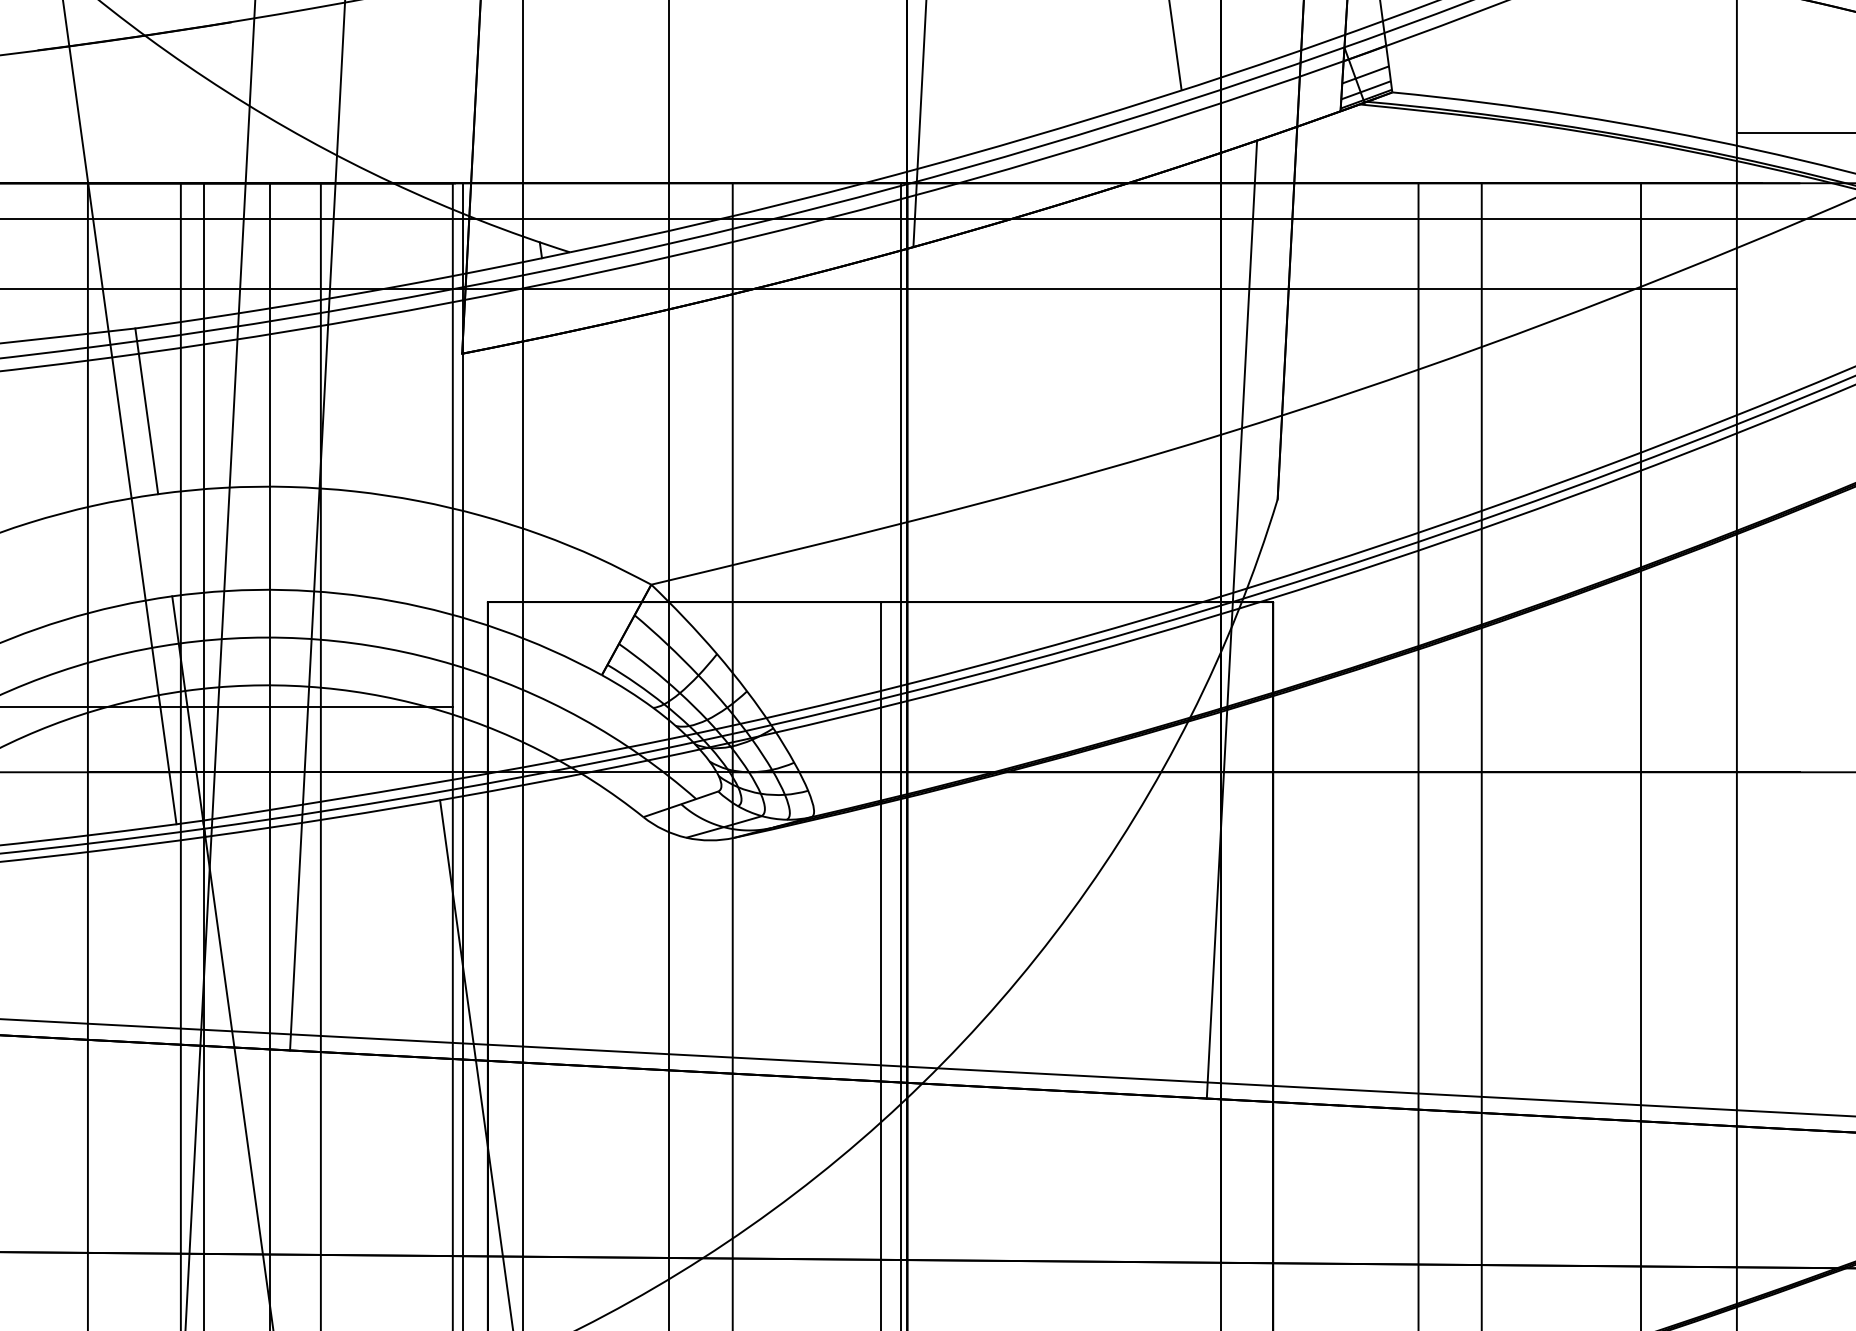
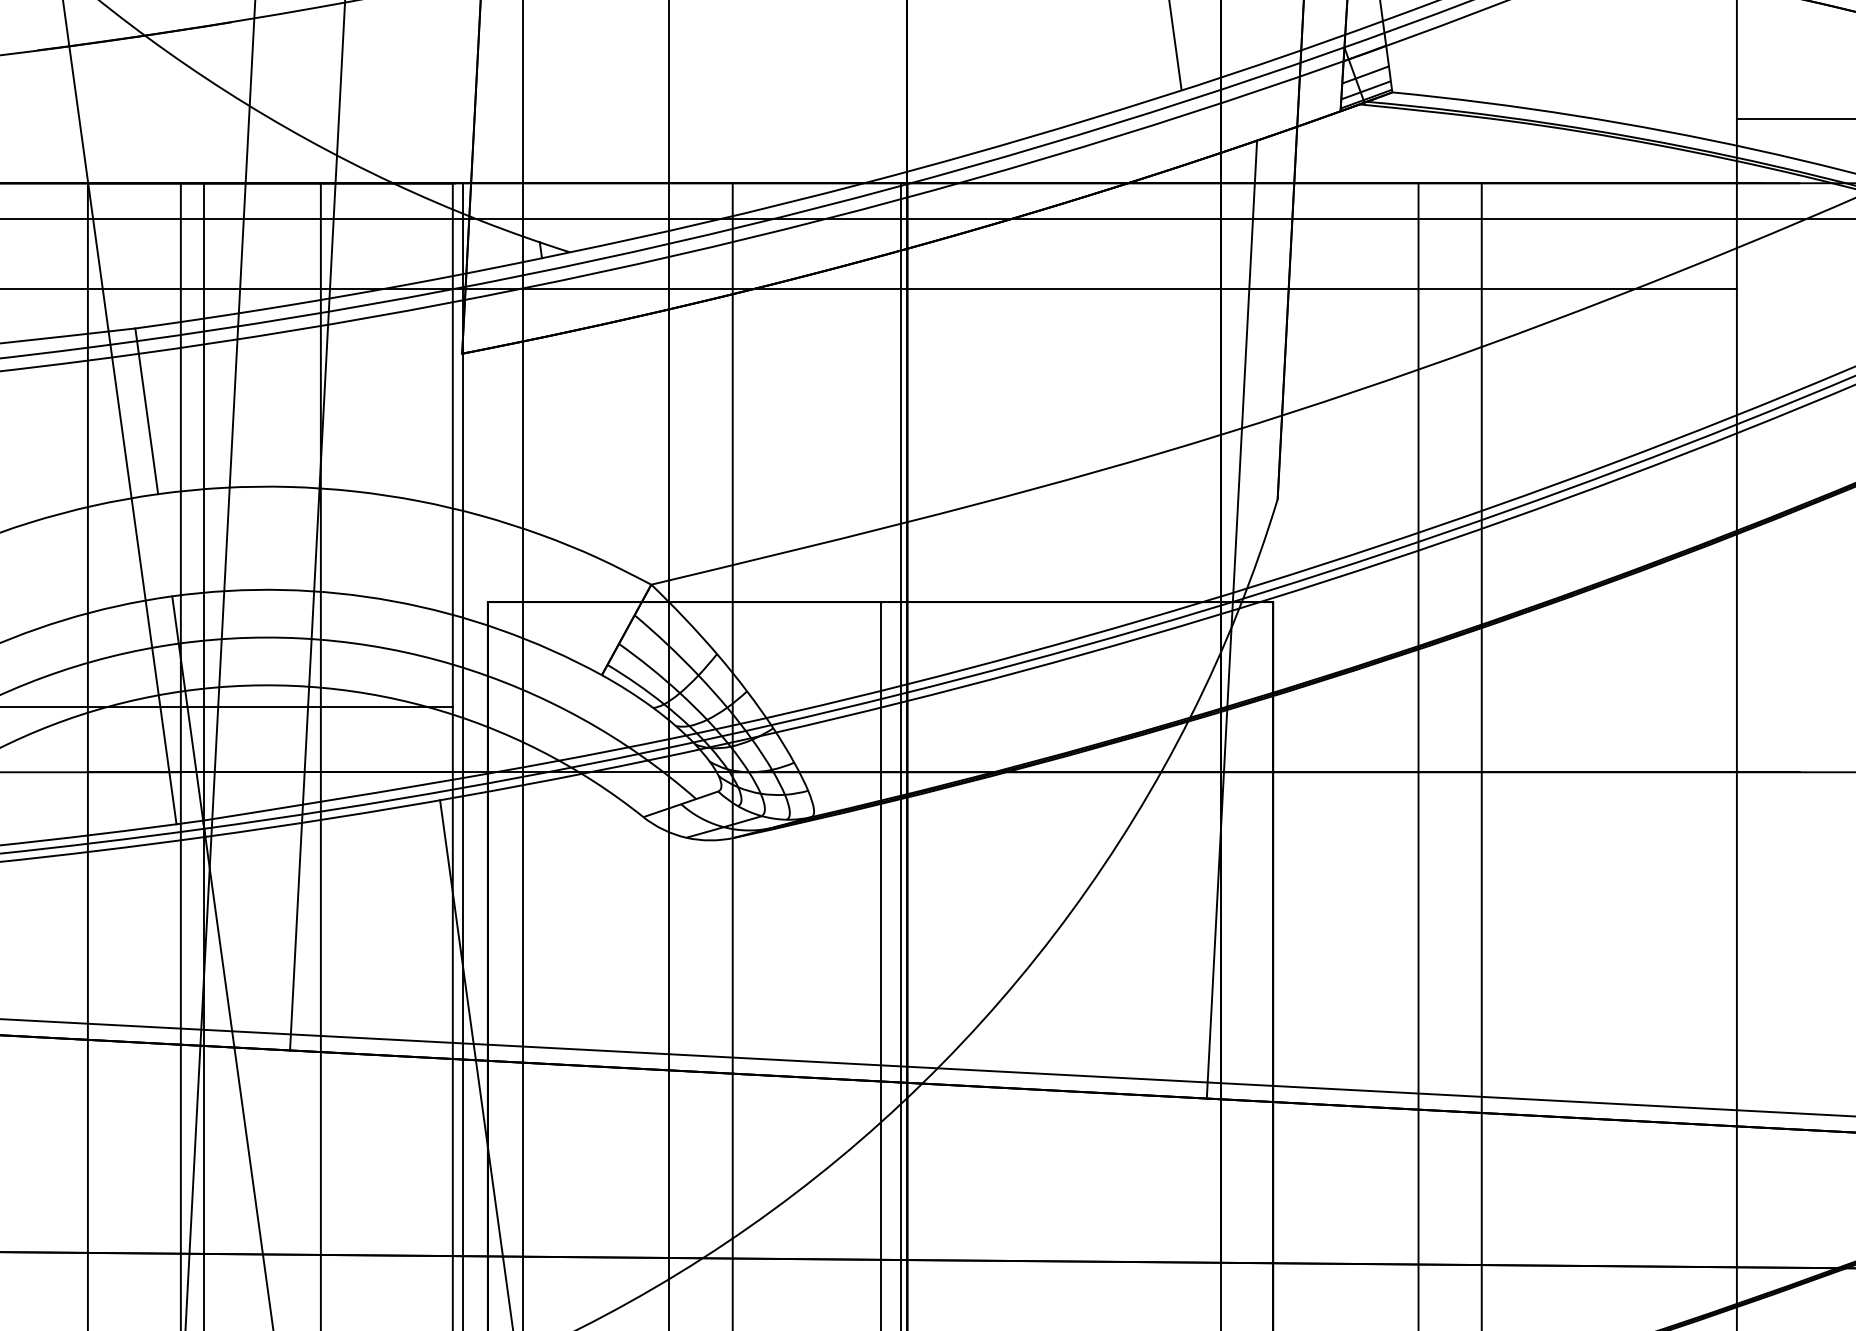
line: present -> none (919, 124)
line position: (1794, 132) -> (1794, 118) (1794, 118)
line: present -> none (270, 755)
line: present -> none (1641, 755)
